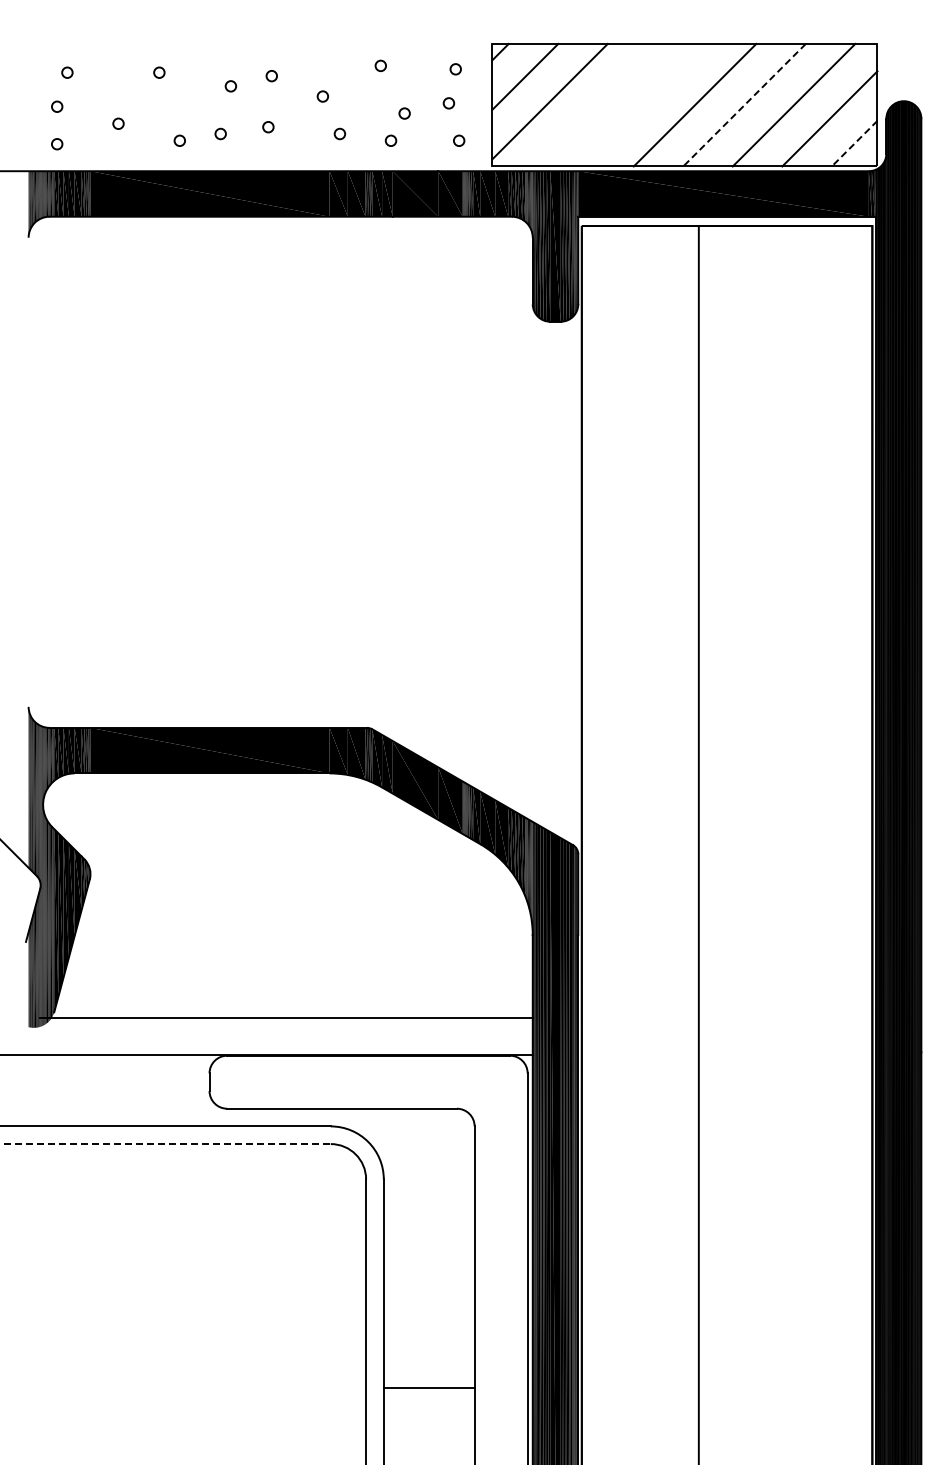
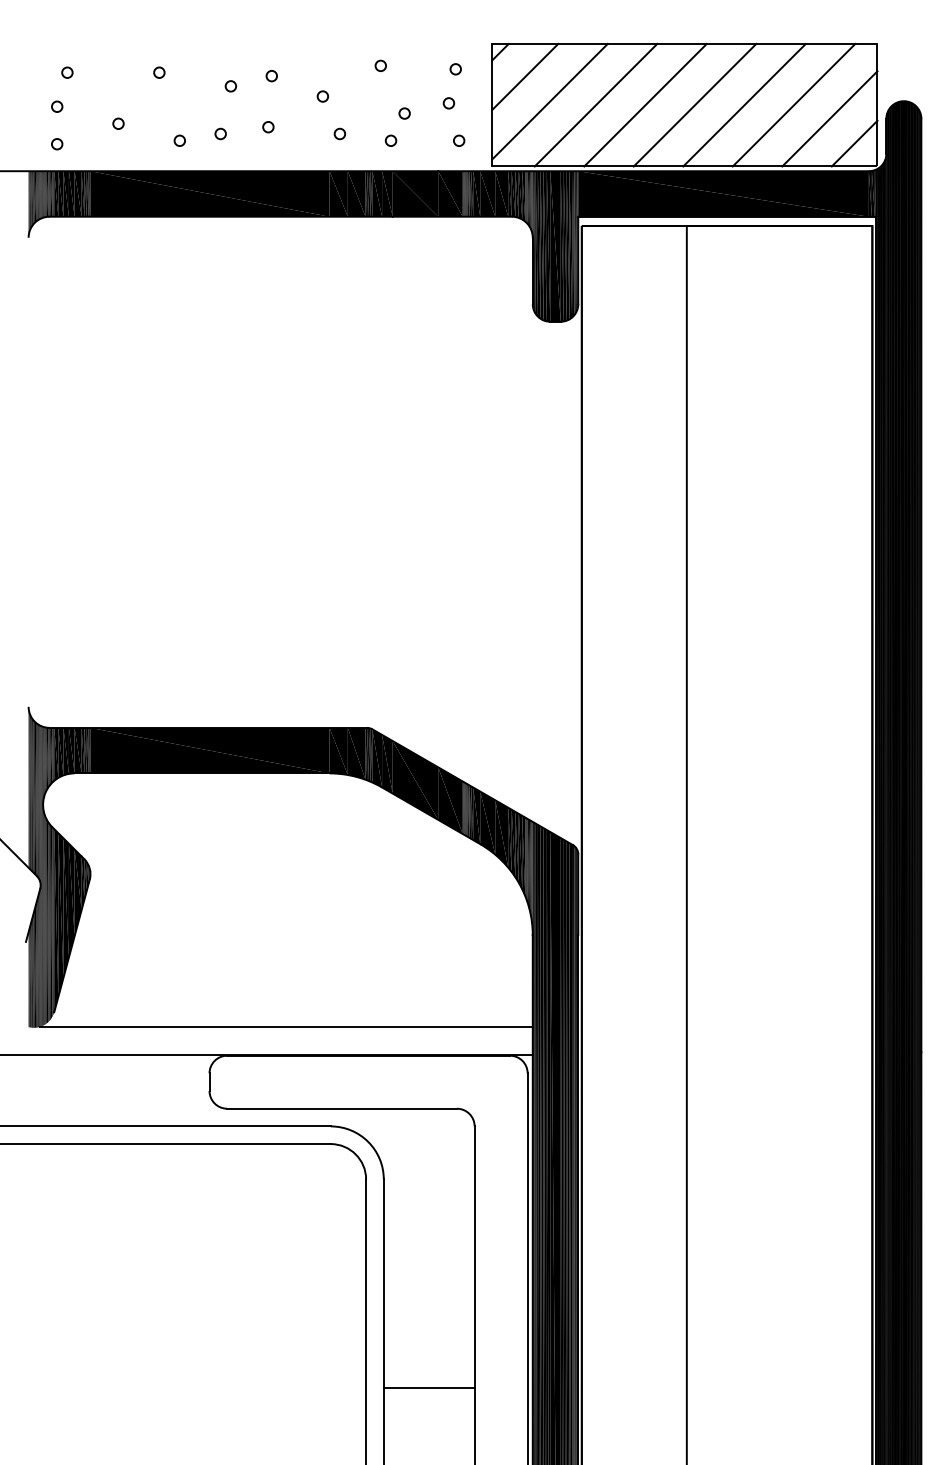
line: none -> present (595, 104)
line: none -> present (645, 104)
line: dashed -> solid (744, 105)
line: dashed -> solid (854, 144)
line position: (698, 843) -> (686, 843) (686, 843)
line position: (285, 1018) -> (285, 1027) (285, 1027)
line: dashed -> solid (166, 1144)
